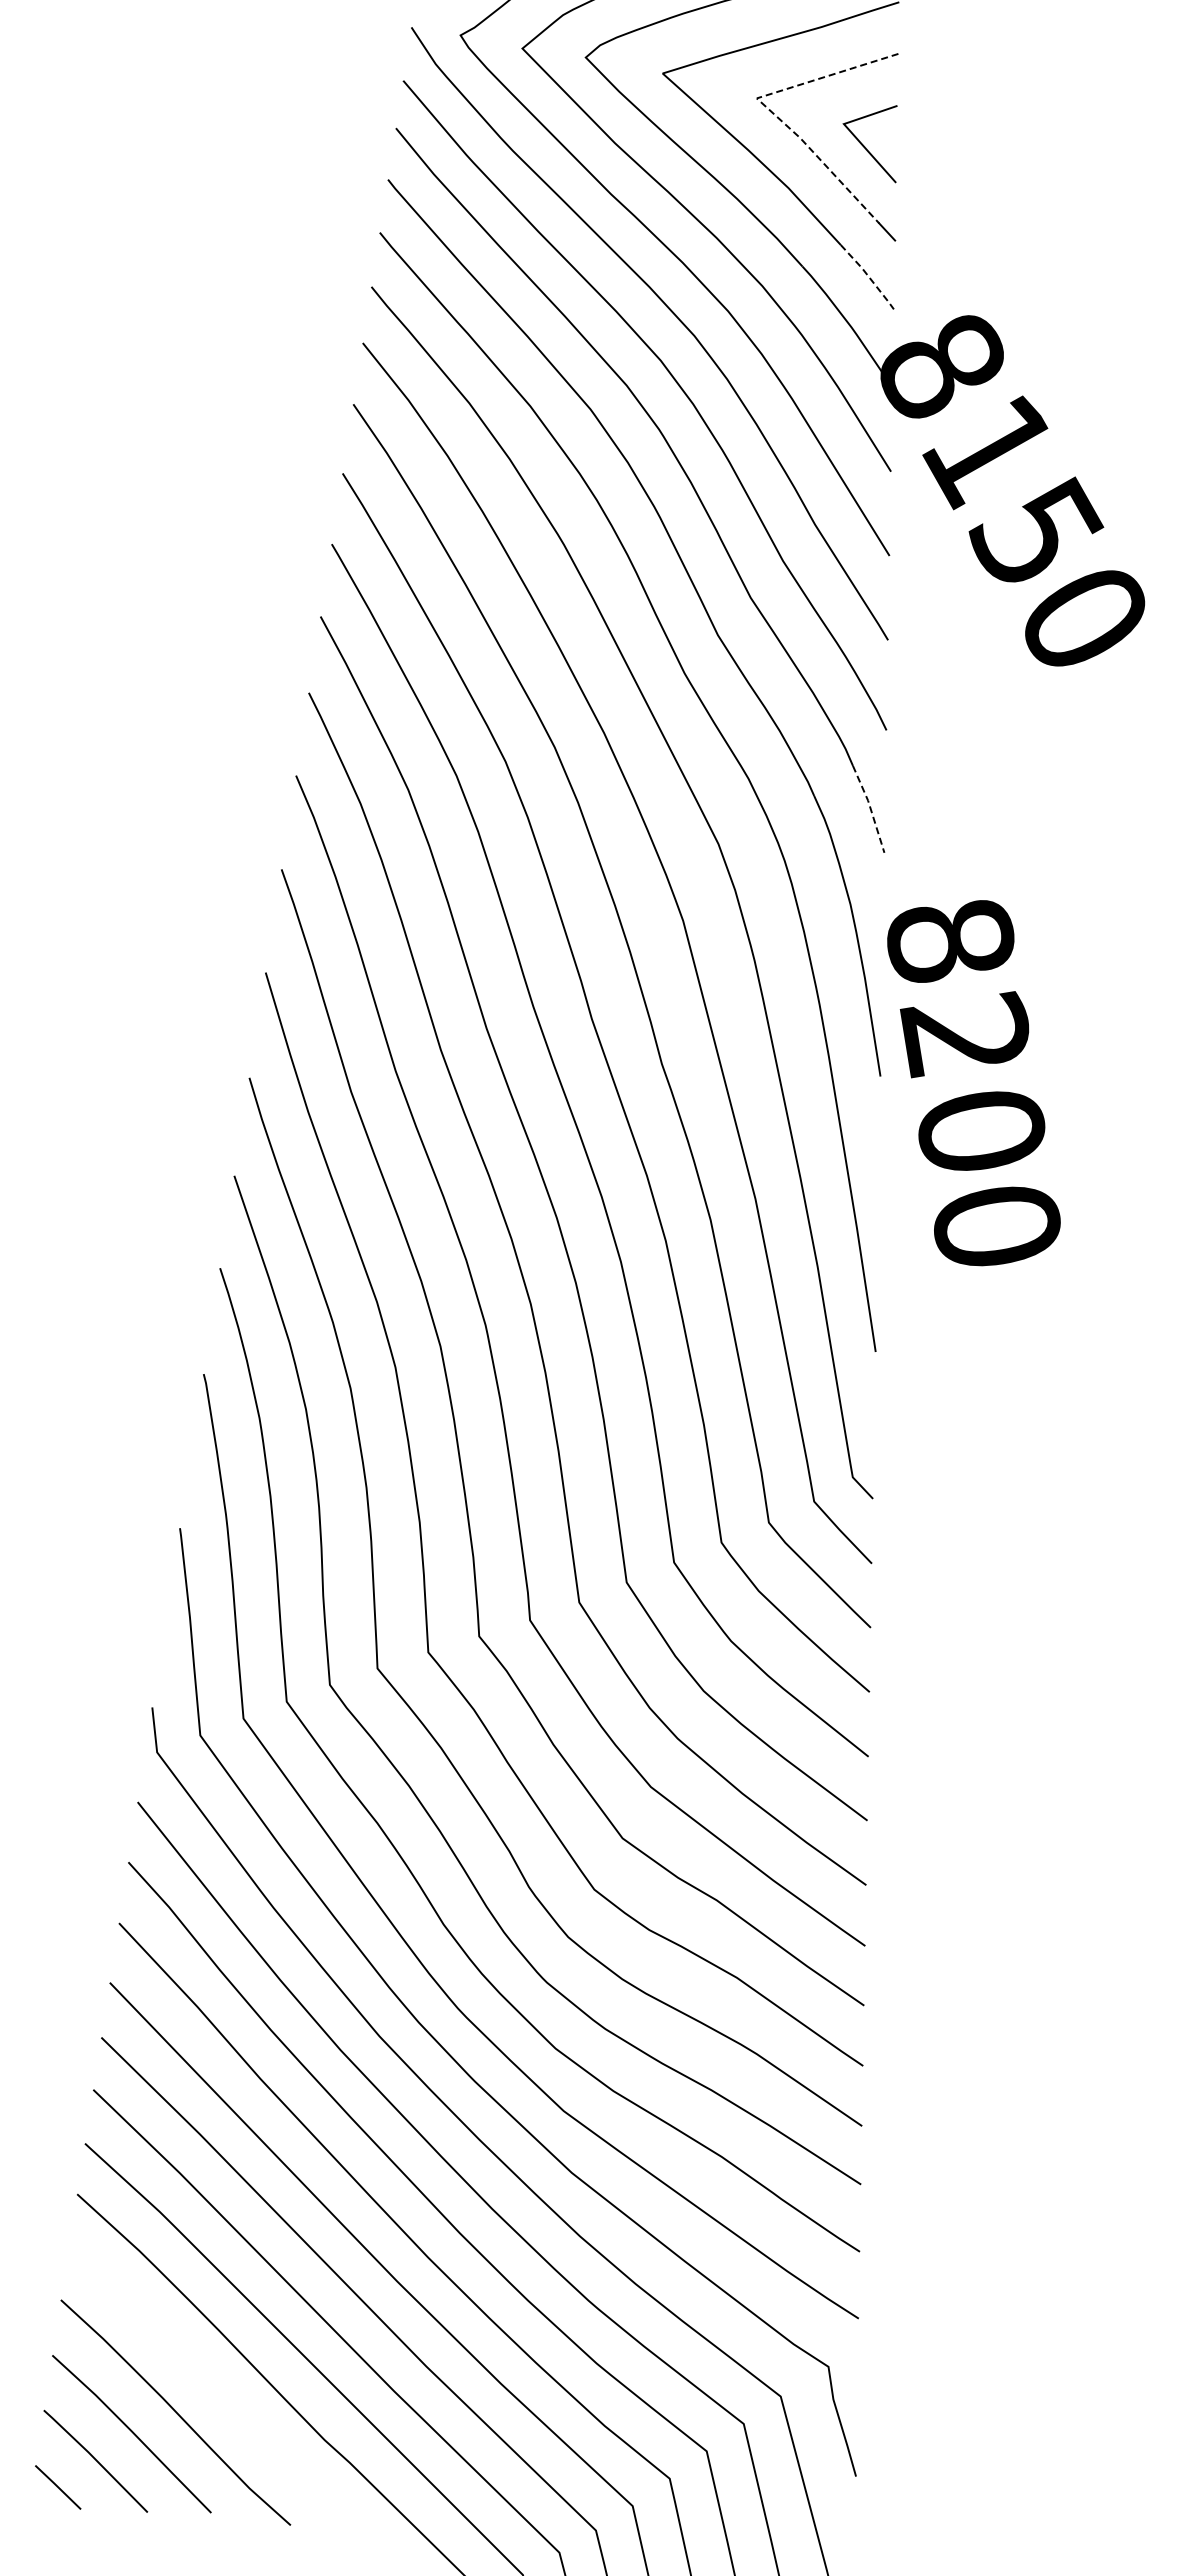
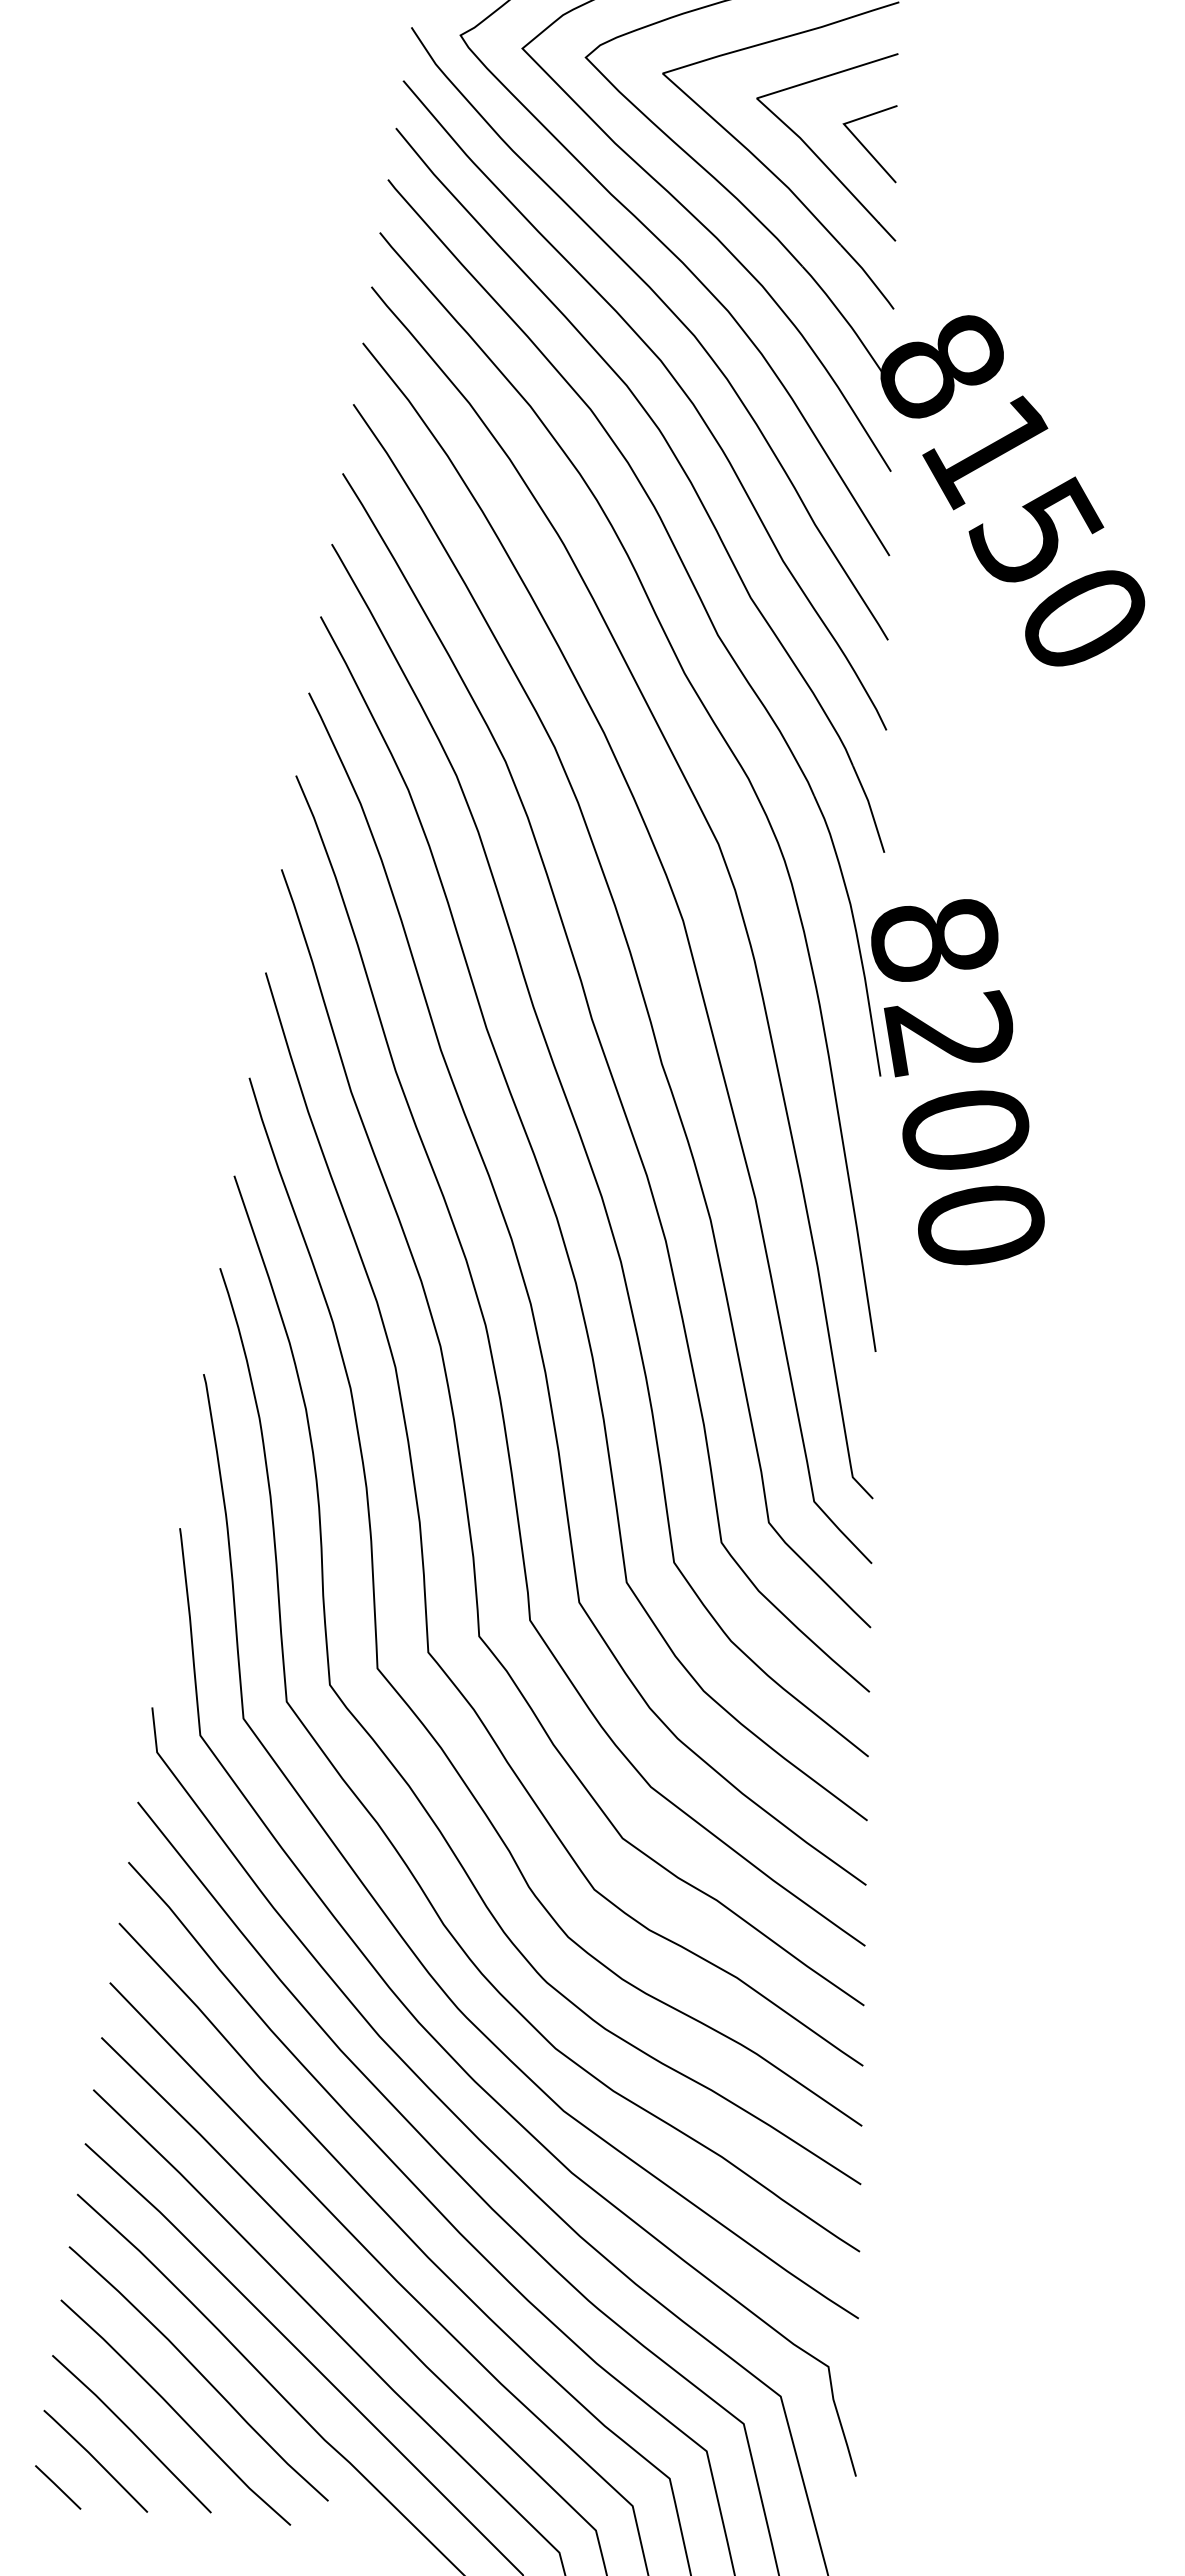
line: dashed -> solid (767, 107)
line: dashed -> solid (868, 276)
line: dashed -> solid (870, 808)
text position: (973, 1083) -> (957, 1082) (957, 1082)
curve: none -> present (198, 2372)
